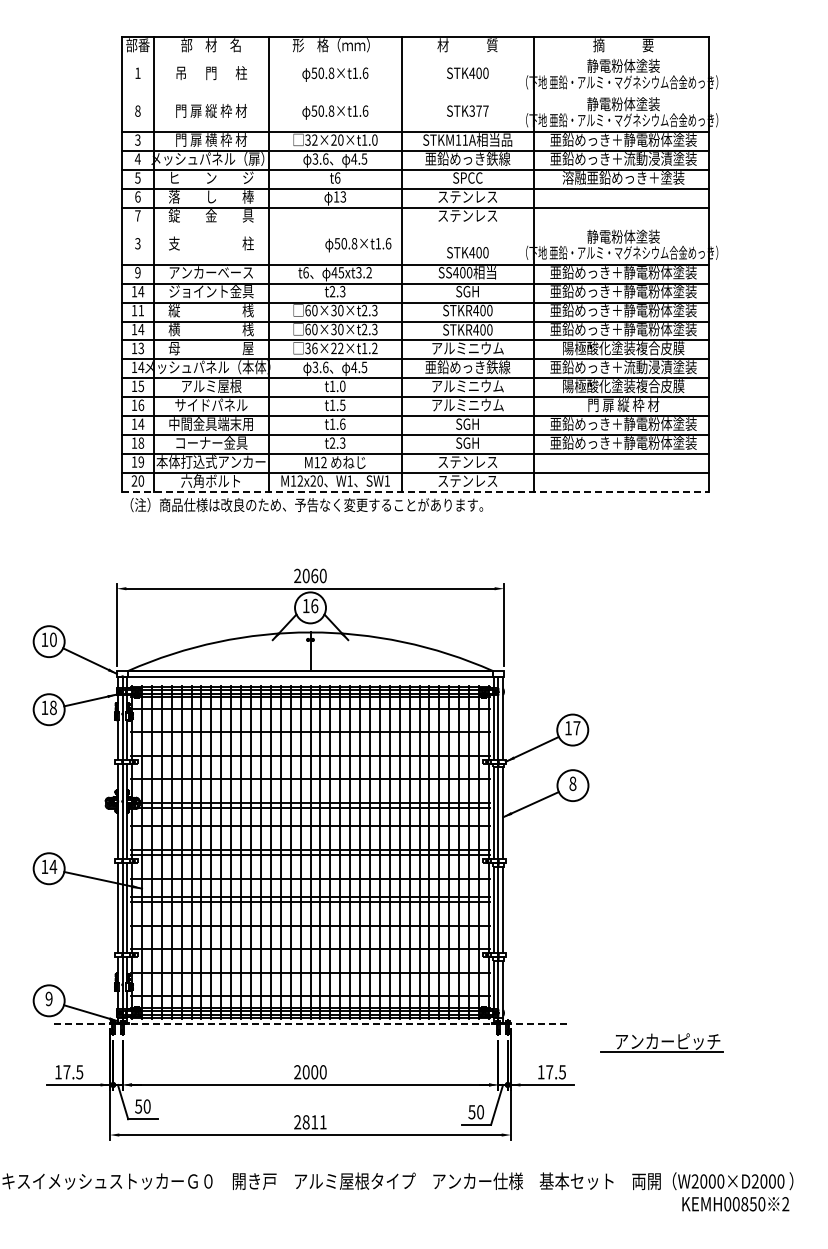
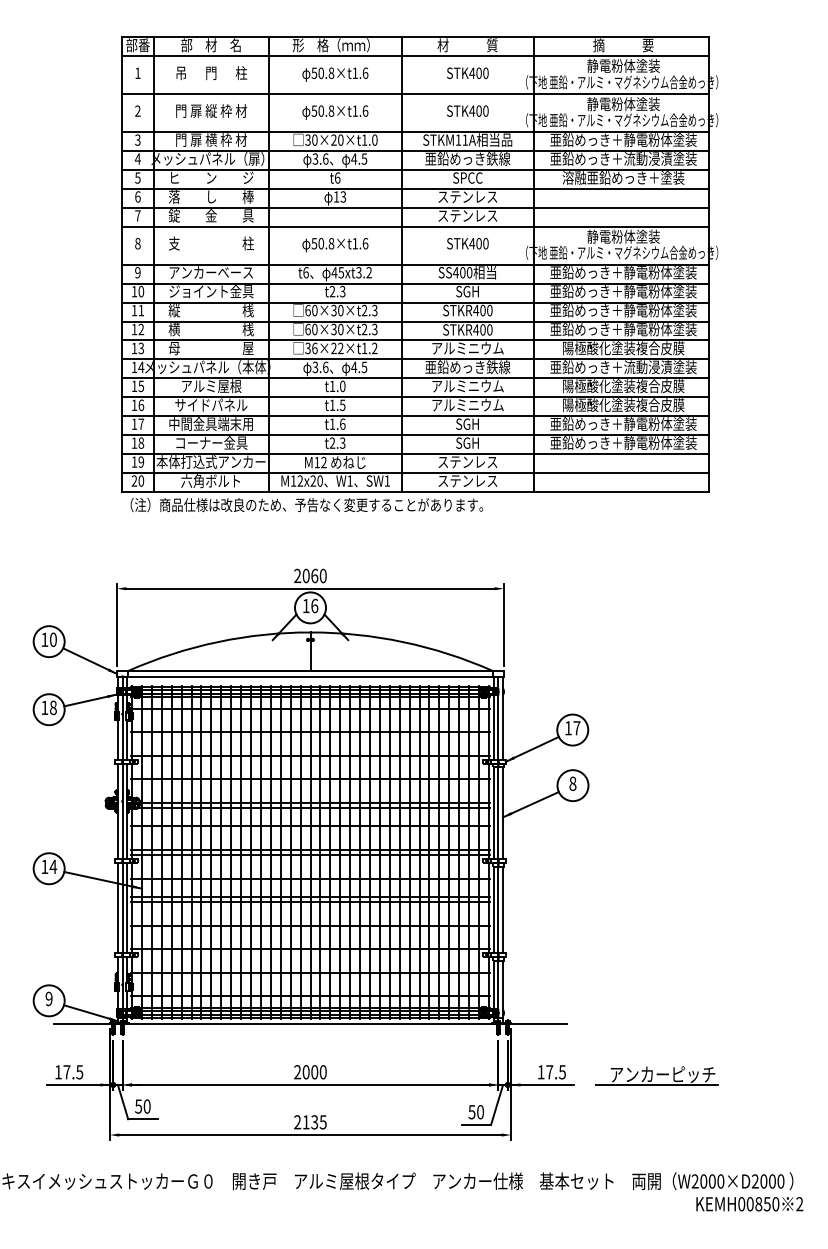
line: none -> present (415, 56)
line: none -> present (415, 94)
text: 8 -> 2 (137, 110)
text: STK377 -> STK400 (478, 110)
text: 32×20×t1.0 -> 30×20×t1.0 (314, 139)
line: none -> present (415, 226)
text: 3 -> 8 (137, 243)
text position: (358, 245) -> (335, 245) (335, 245)
text position: (467, 252) -> (467, 243) (467, 243)
text: 14 -> 10 (141, 291)
text: 14 -> 12 (141, 329)
text: 門 扉 縦 枠 材 -> 陽極酸化塗装複合皮膜 (623, 405)
text: 14 -> 17 (141, 423)
line: dashed -> solid (416, 491)
line: dashed -> solid (310, 1024)
part position: (661, 1042) -> (656, 1075) (656, 1075)
text: 2811 -> 2135 (314, 1122)
text position: (735, 1204) -> (749, 1204) (749, 1204)
